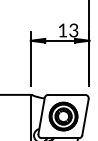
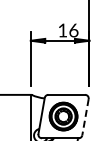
text: 13 -> 16 (73, 29)
line: solid -> dashed (85, 117)
